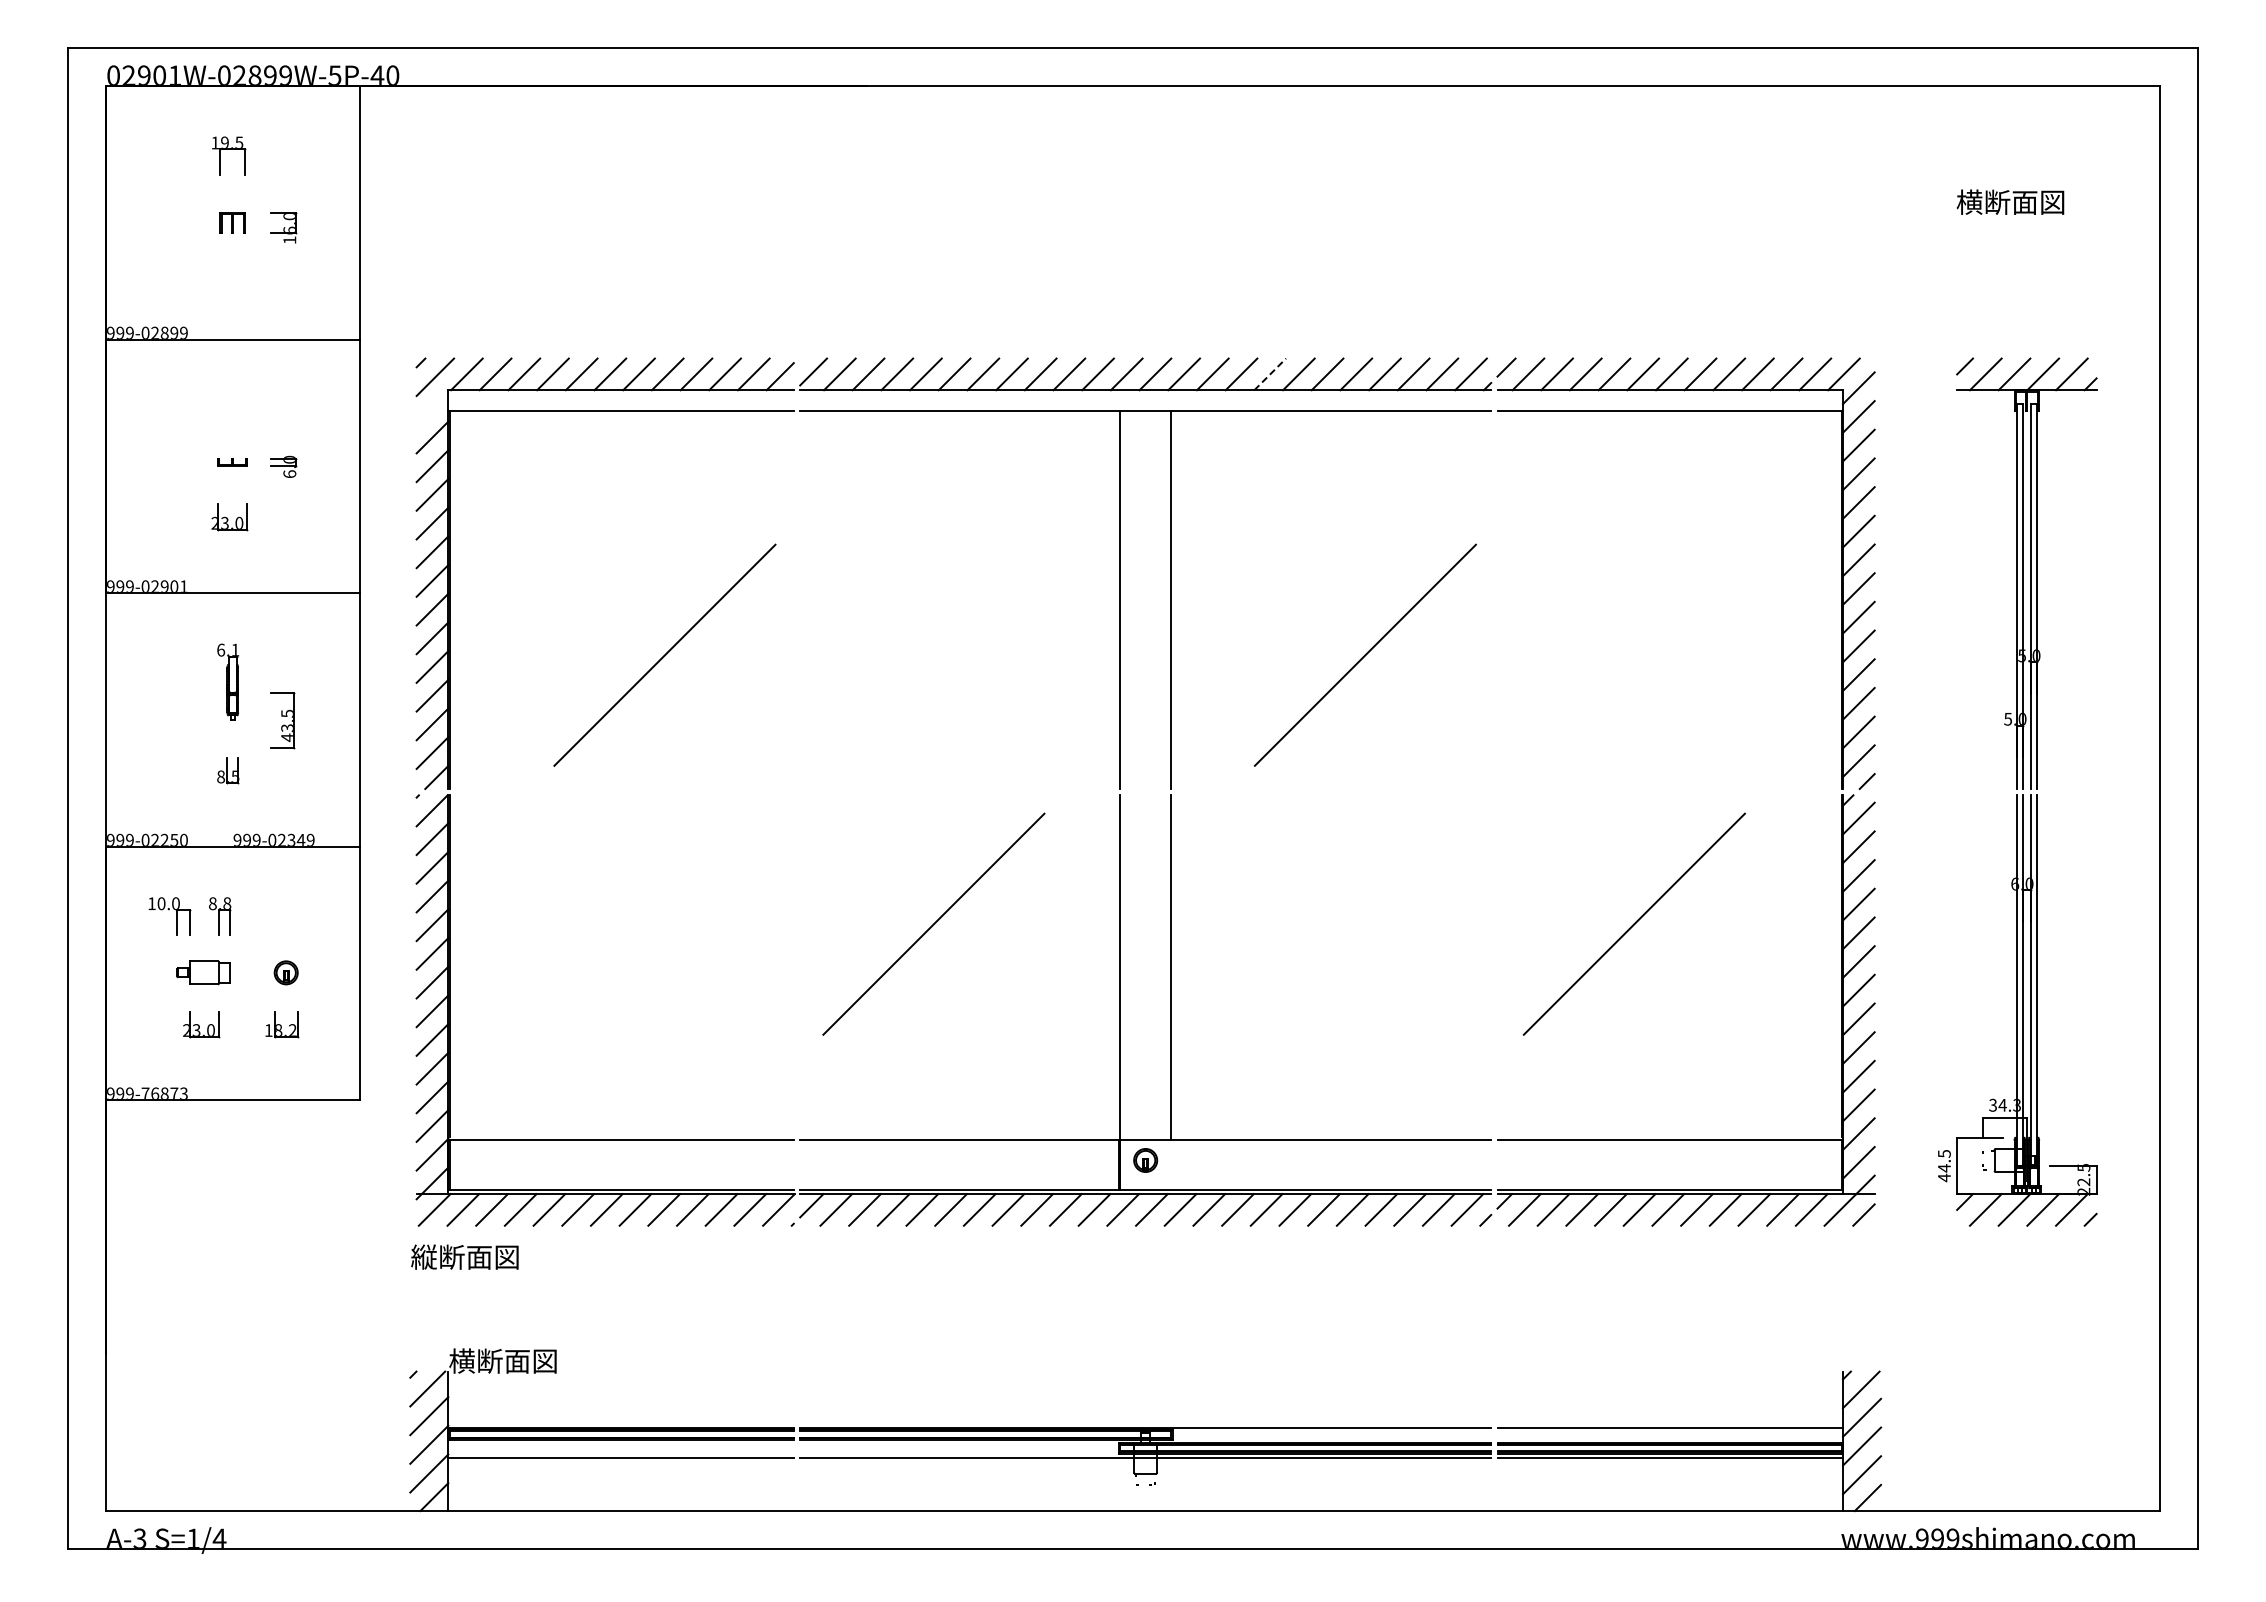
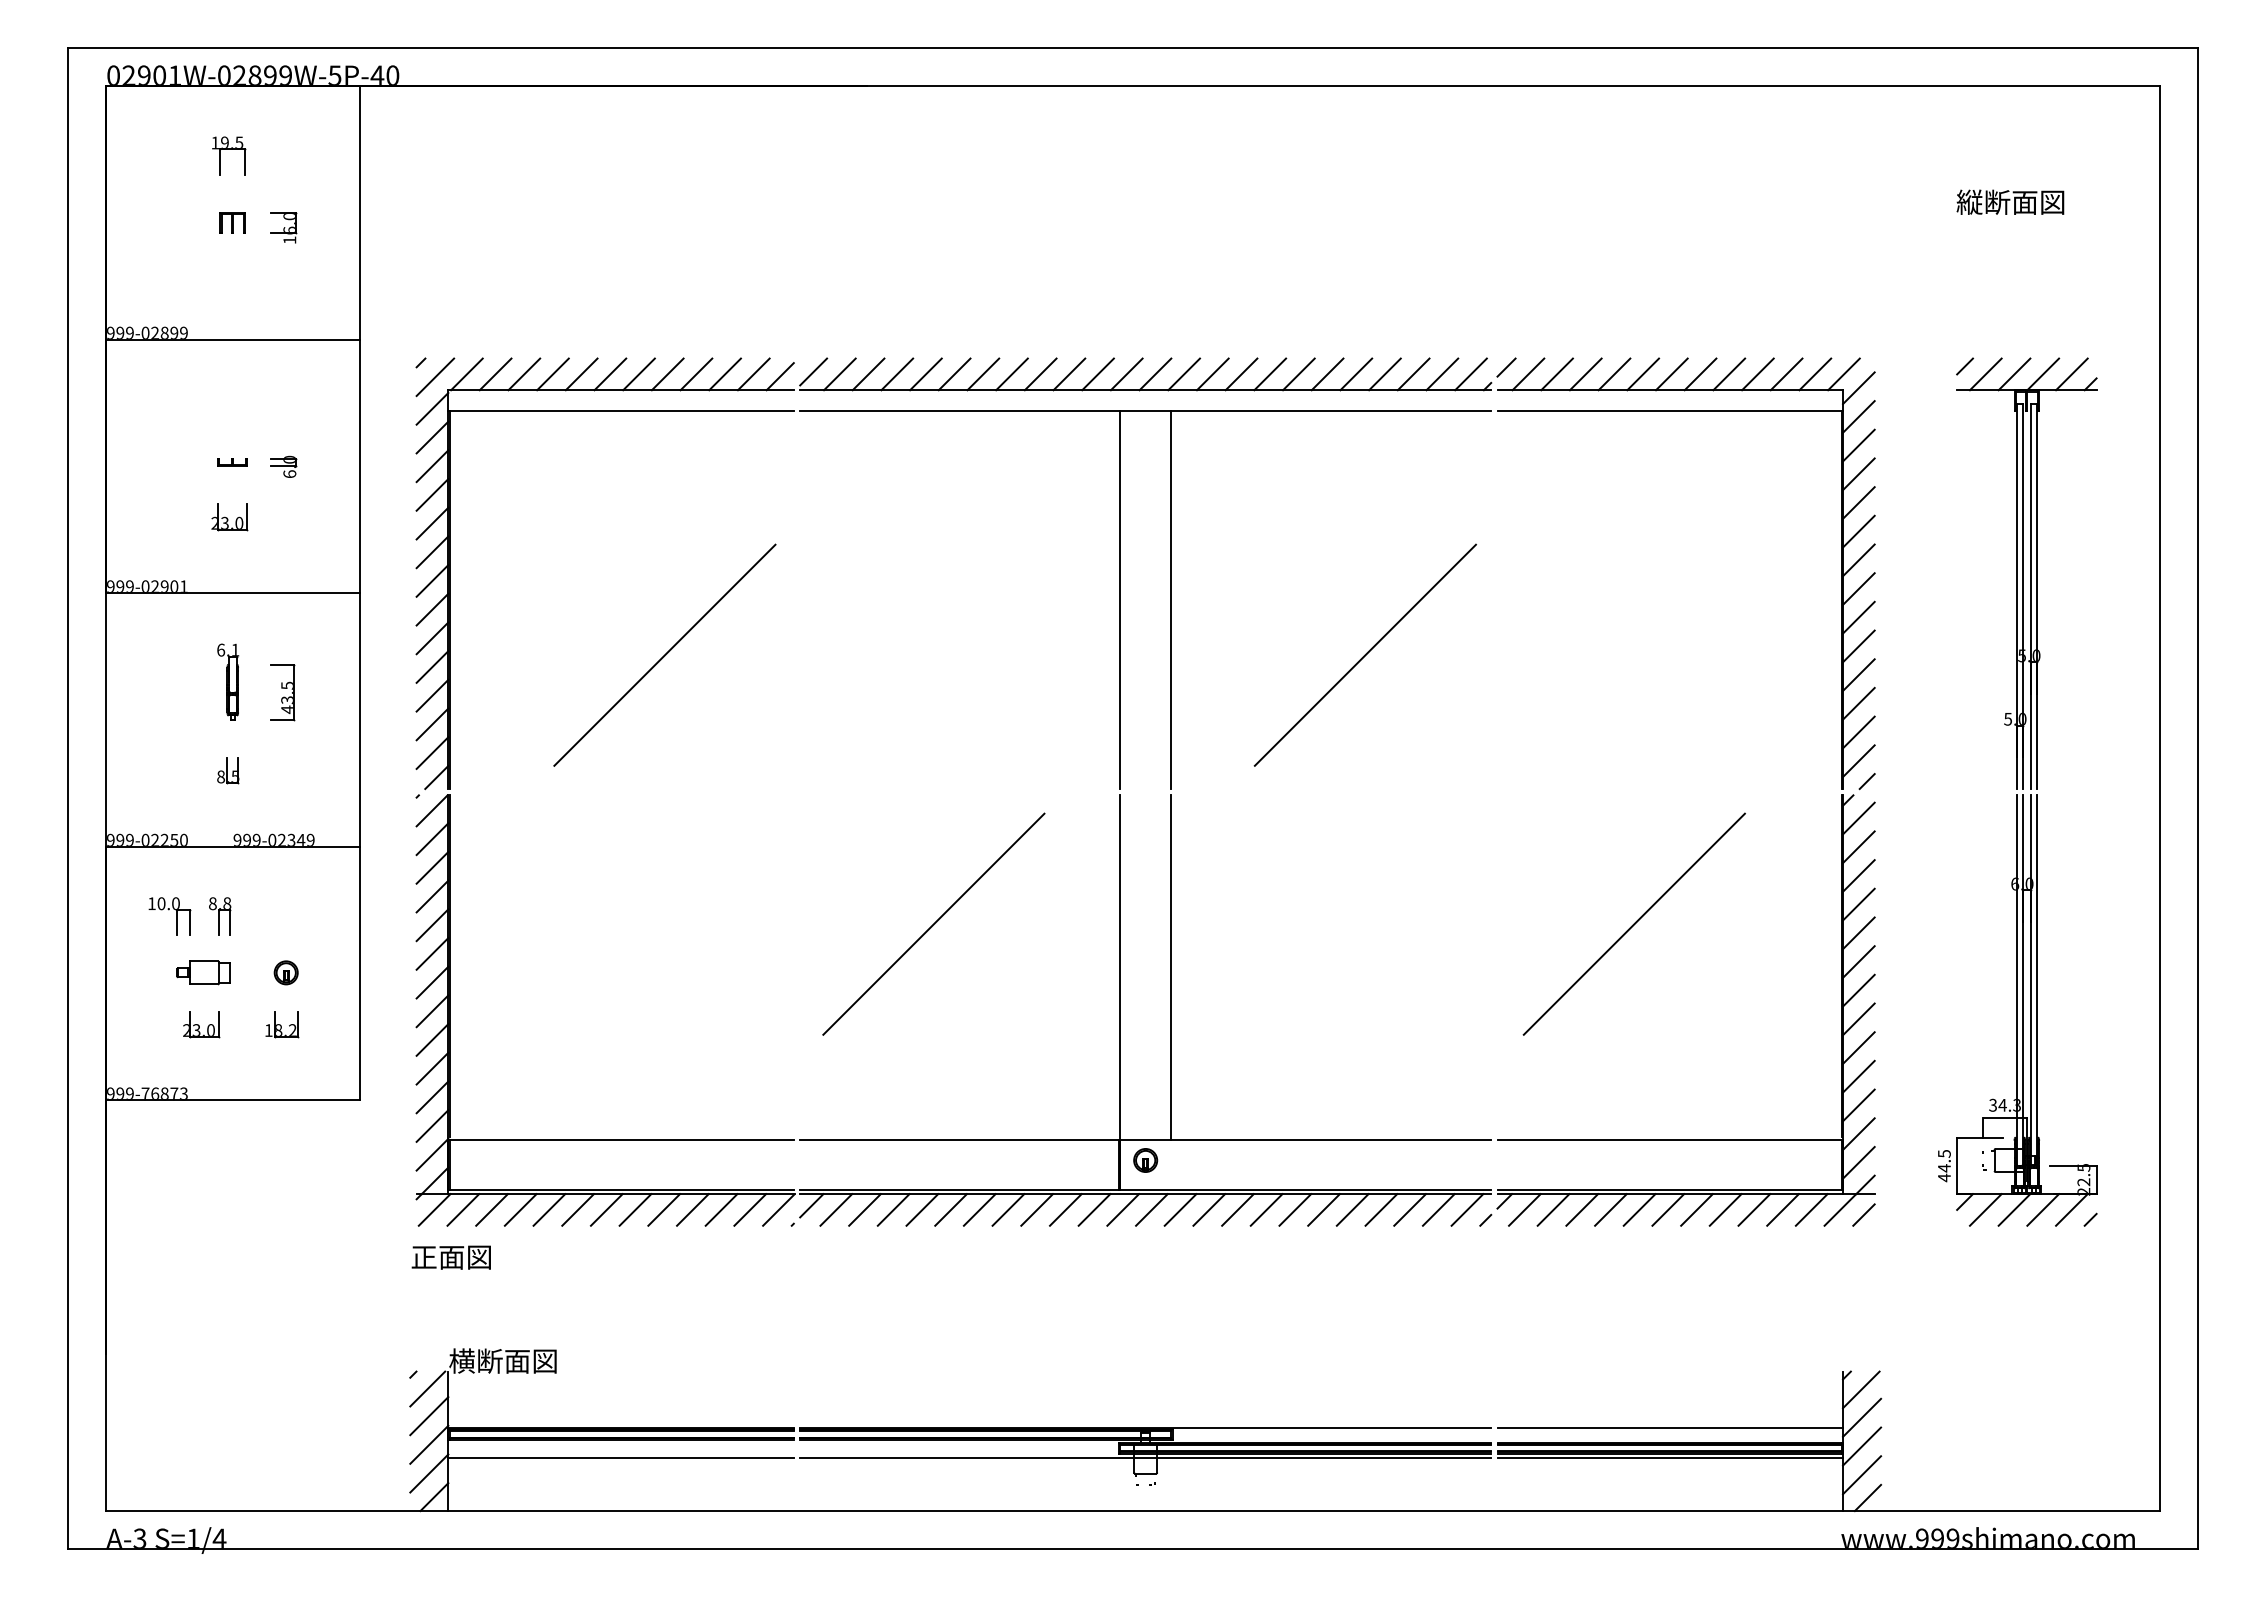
text: 横断面図 -> 縦断面図 (1969, 201)
line: dashed -> solid (1270, 374)
line: none -> present (432, 408)
part position: (282, 720) -> (282, 692) (282, 692)
text: 縦断面図 -> 正面図 (464, 1256)
